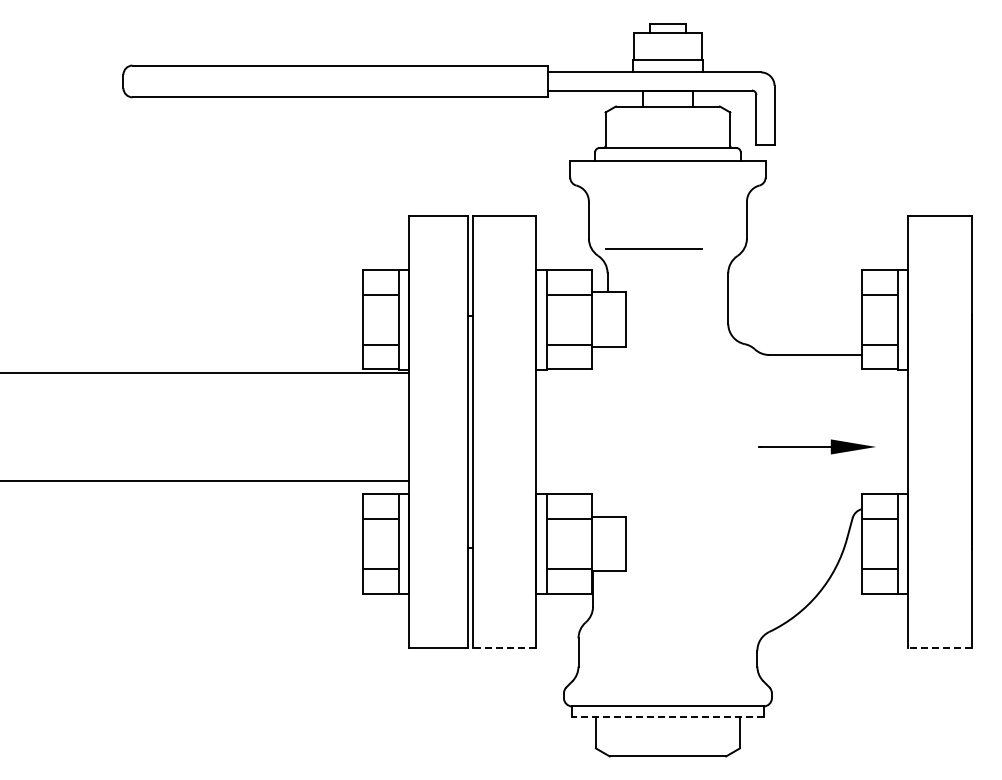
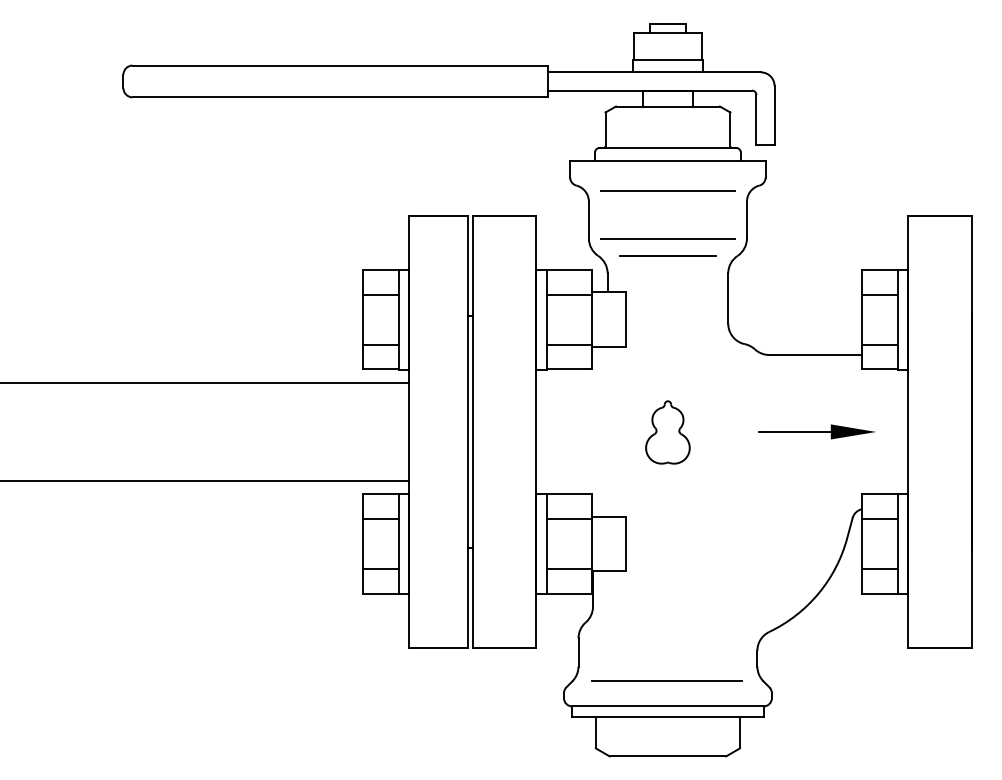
line: none -> present (667, 190)
line: none -> present (667, 238)
line position: (653, 248) -> (667, 255) (667, 255)
line position: (205, 372) -> (205, 382) (205, 382)
part: none -> present (667, 432)
part position: (816, 446) -> (816, 431) (816, 431)
line: dashed -> solid (504, 647)
line: dashed -> solid (940, 647)
line: none -> present (666, 681)
line: dashed -> solid (667, 716)
